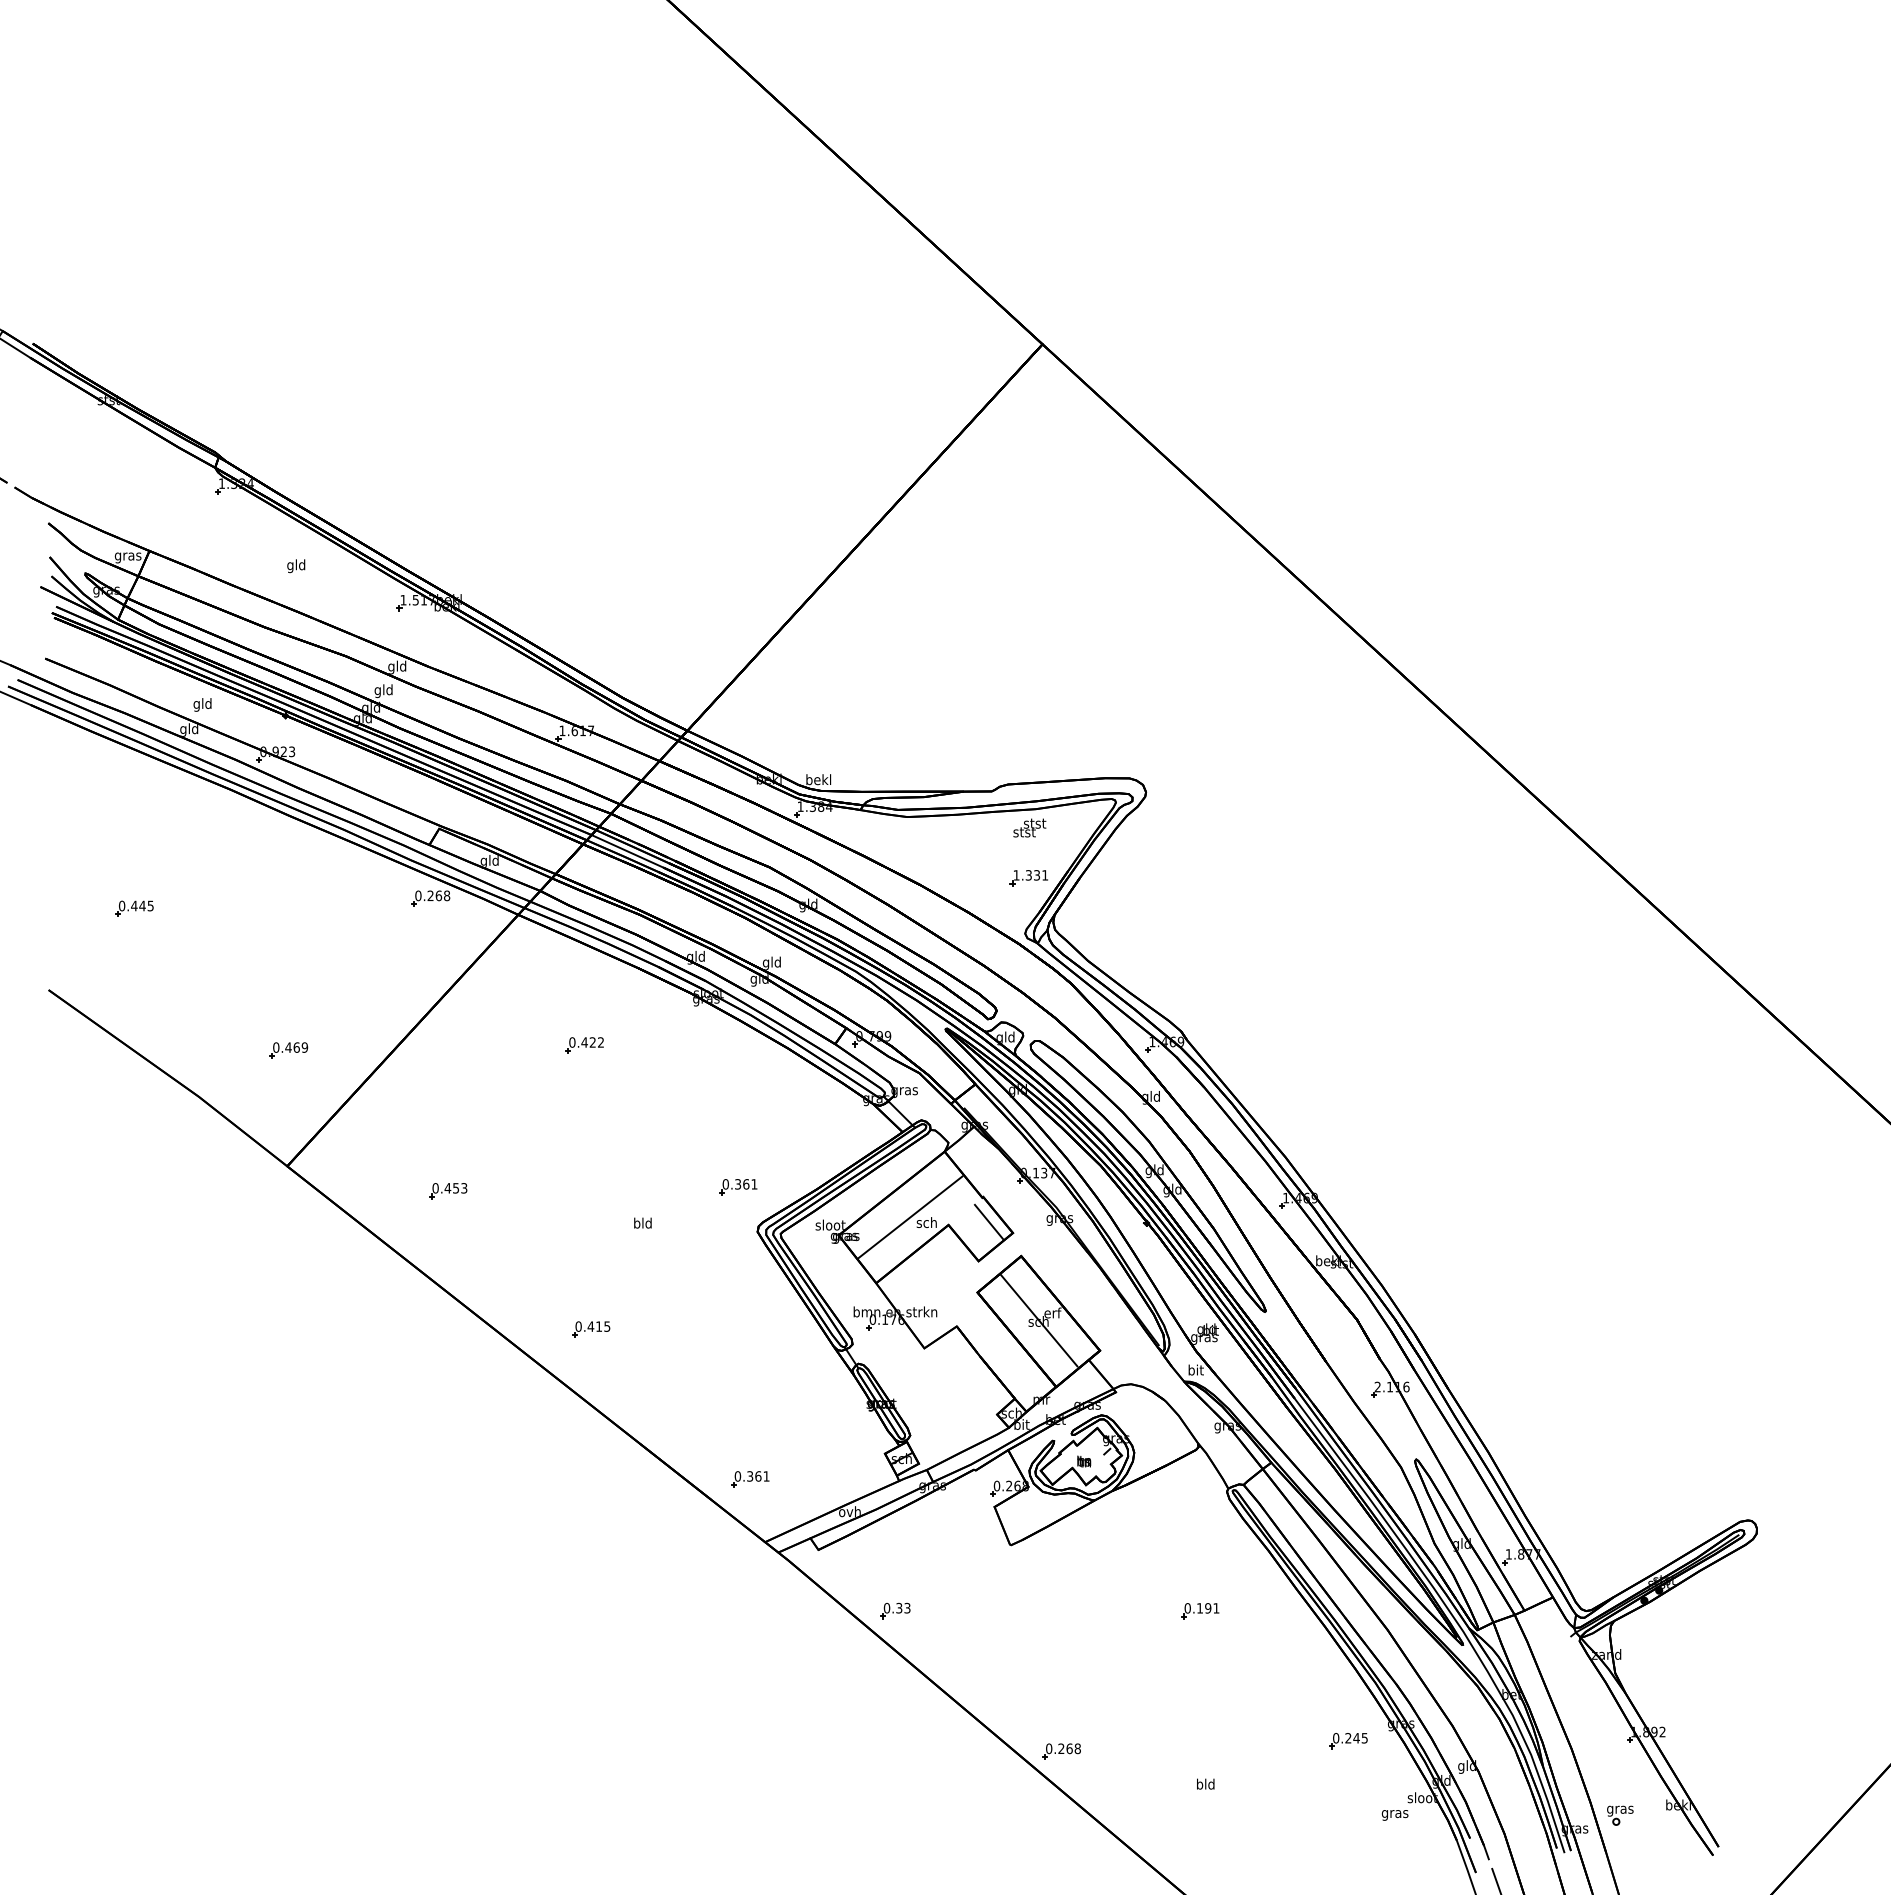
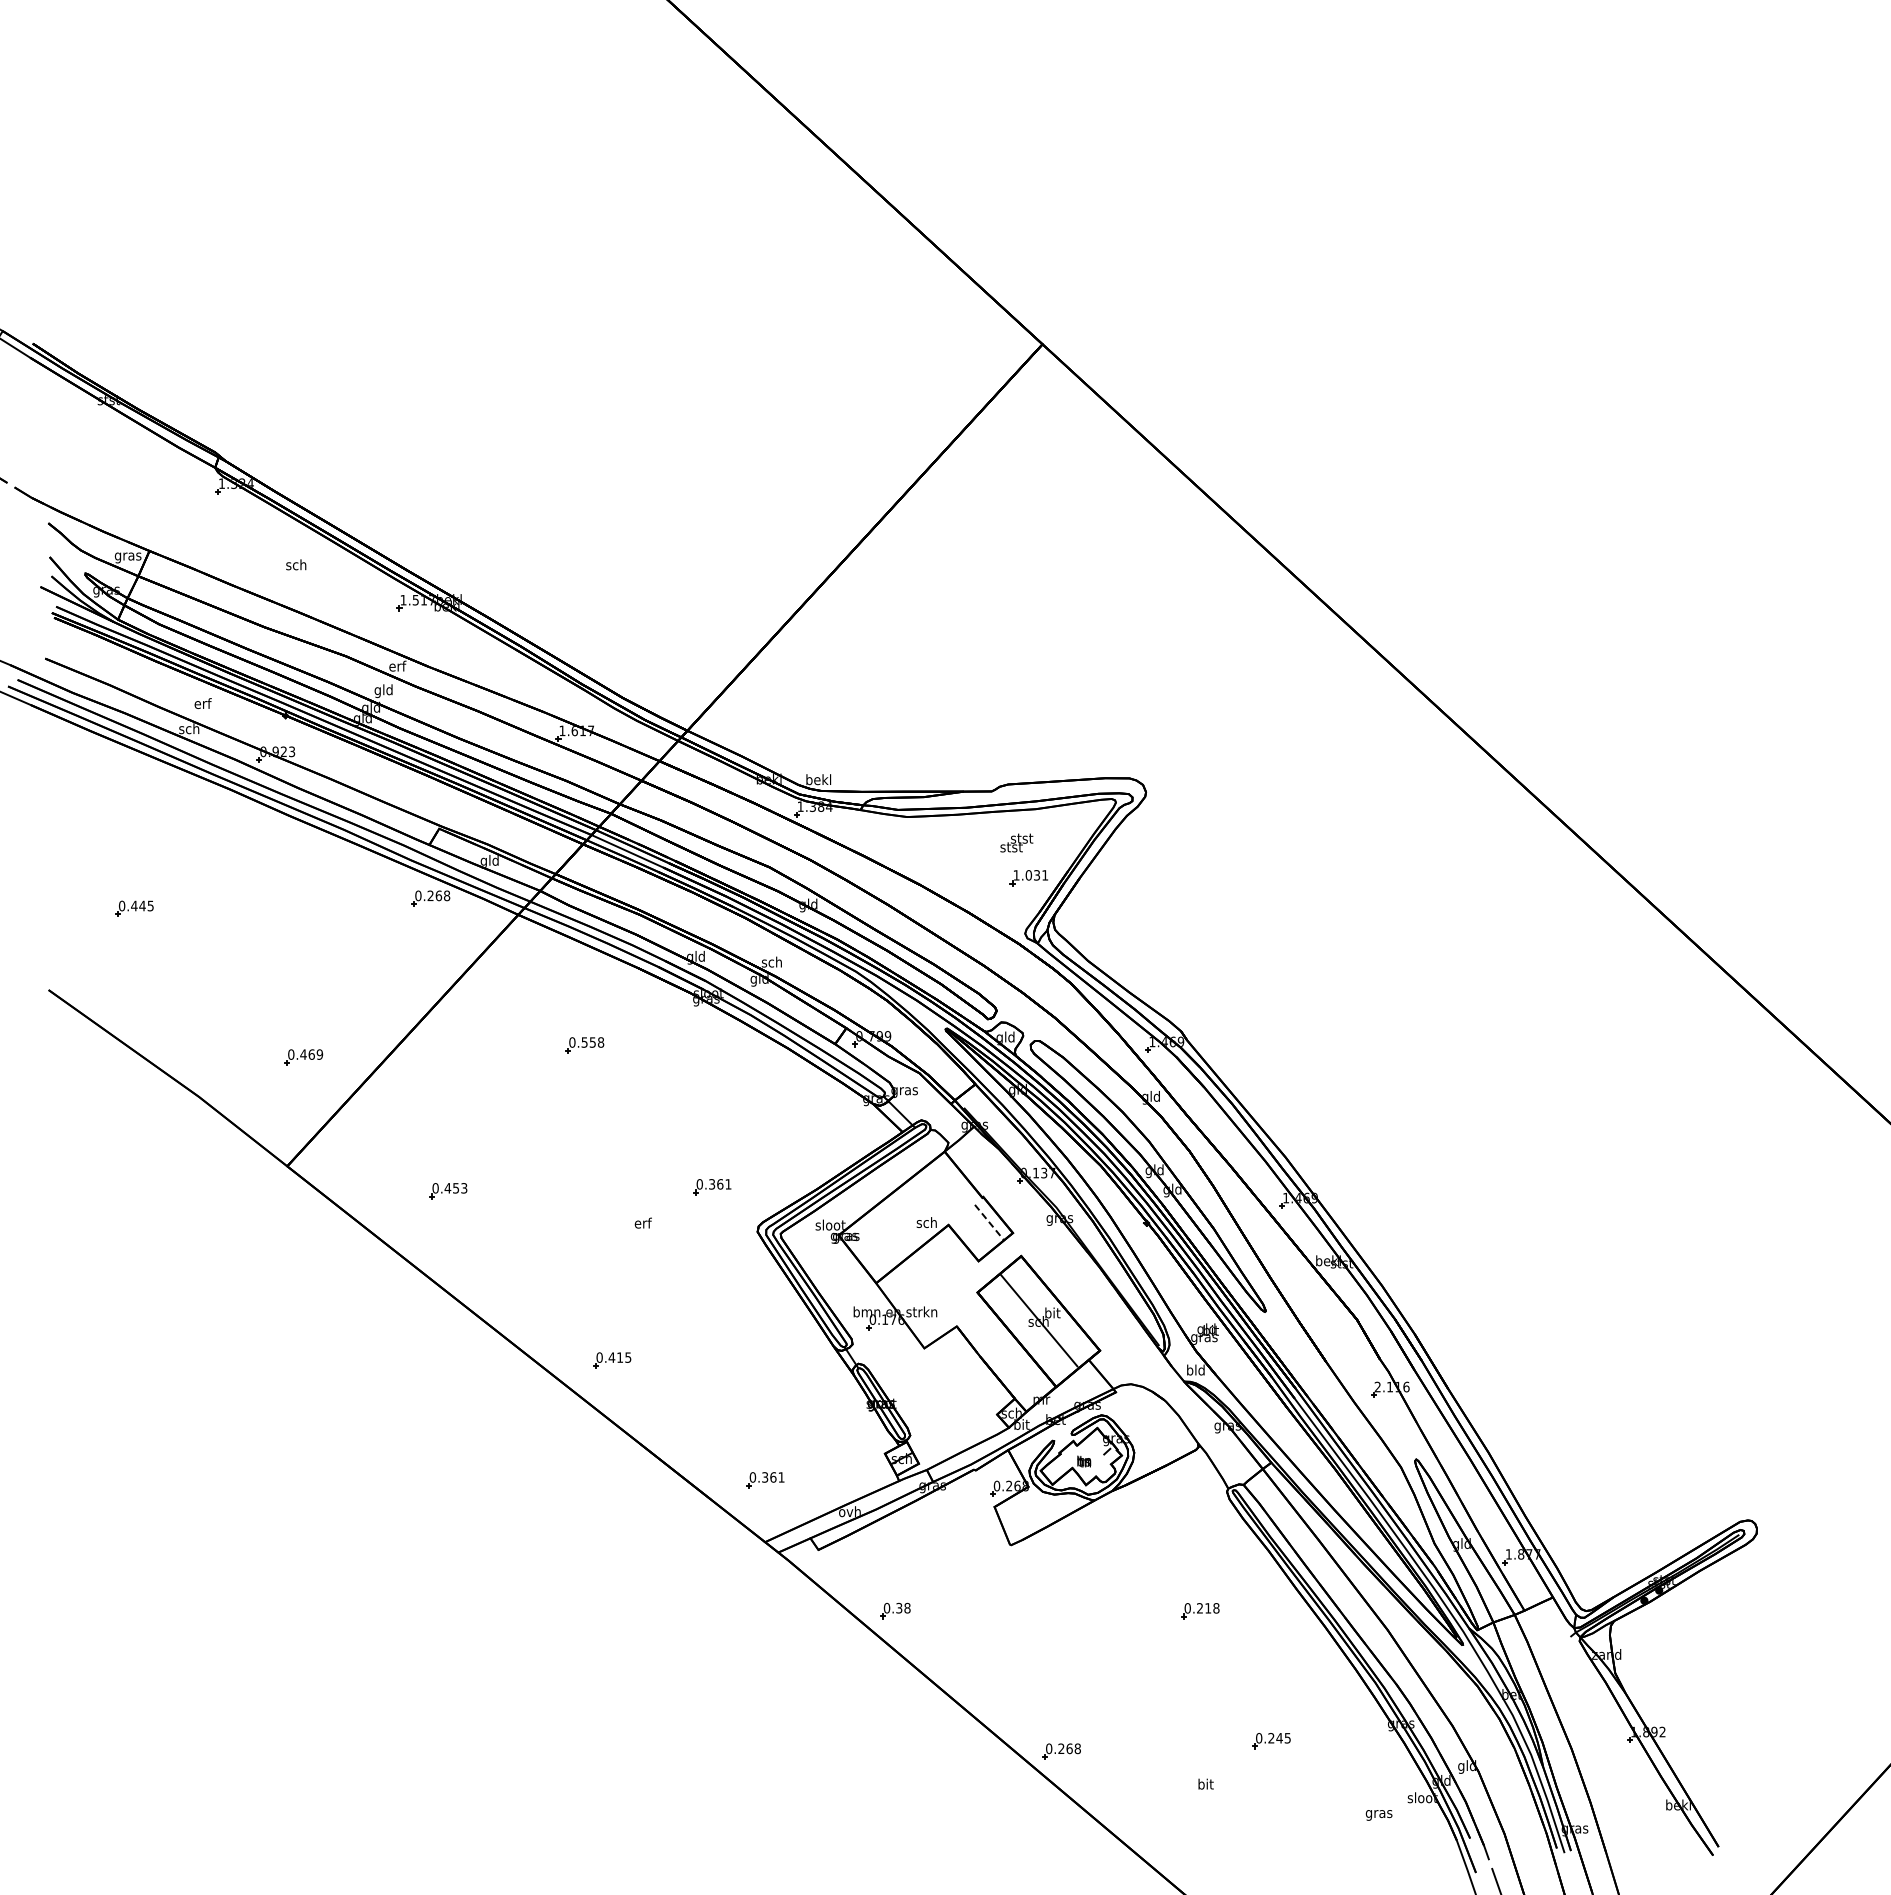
text: gld -> sch (296, 566)
text: gld -> erf (397, 667)
text: gld -> erf (202, 704)
text: gld -> sch (189, 729)
text position: (1029, 827) -> (1016, 842) (1016, 842)
text: 1.331 -> 1.031 (1028, 875)
text: gld -> sch (771, 962)
text: 0.422 -> 0.558 (592, 1042)
part position: (288, 1050) -> (303, 1057) (303, 1057)
part position: (738, 1187) -> (712, 1187) (712, 1187)
line: present -> none (909, 1217)
text: bld -> erf (642, 1222)
line: solid -> dashed (989, 1222)
text: erf -> bit (1052, 1312)
part position: (591, 1329) -> (612, 1360) (612, 1360)
text: bit -> bld (1195, 1369)
part position: (750, 1479) -> (765, 1480) (765, 1480)
text: 0.33 -> 0.38 (907, 1608)
text: 0.191 -> 0.218 (1208, 1608)
part position: (1348, 1741) -> (1271, 1741) (1271, 1741)
text: bld -> bit (1205, 1783)
text position: (1394, 1815) -> (1378, 1815) (1378, 1815)
part: present -> none (1620, 1815)
